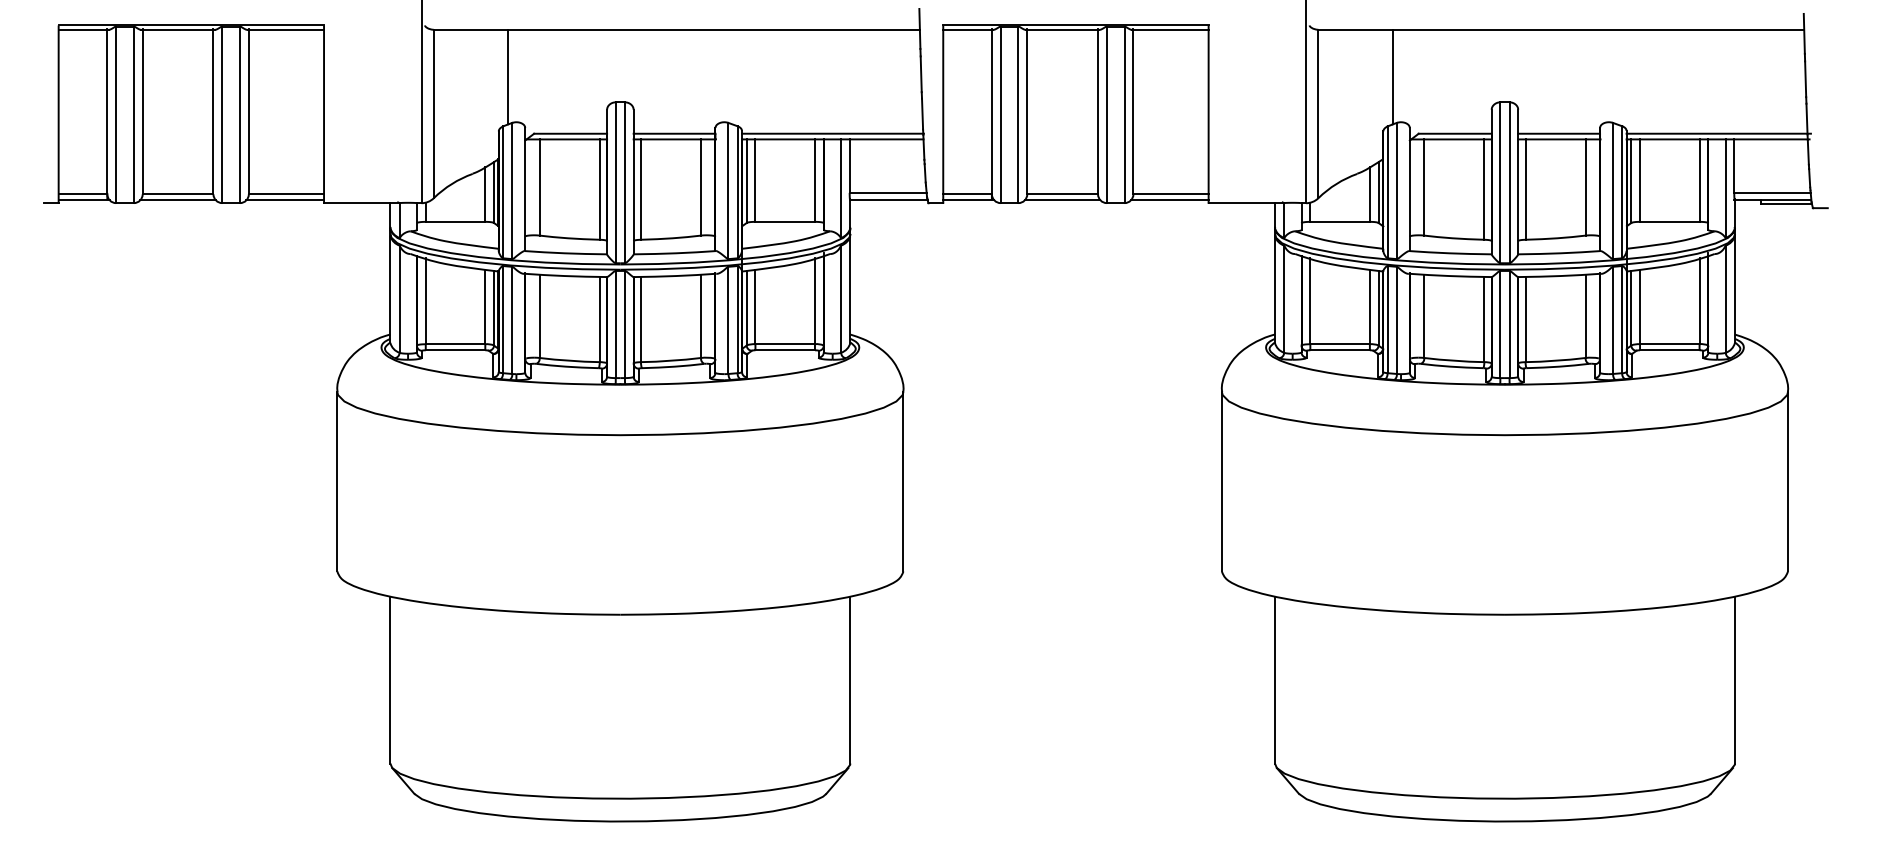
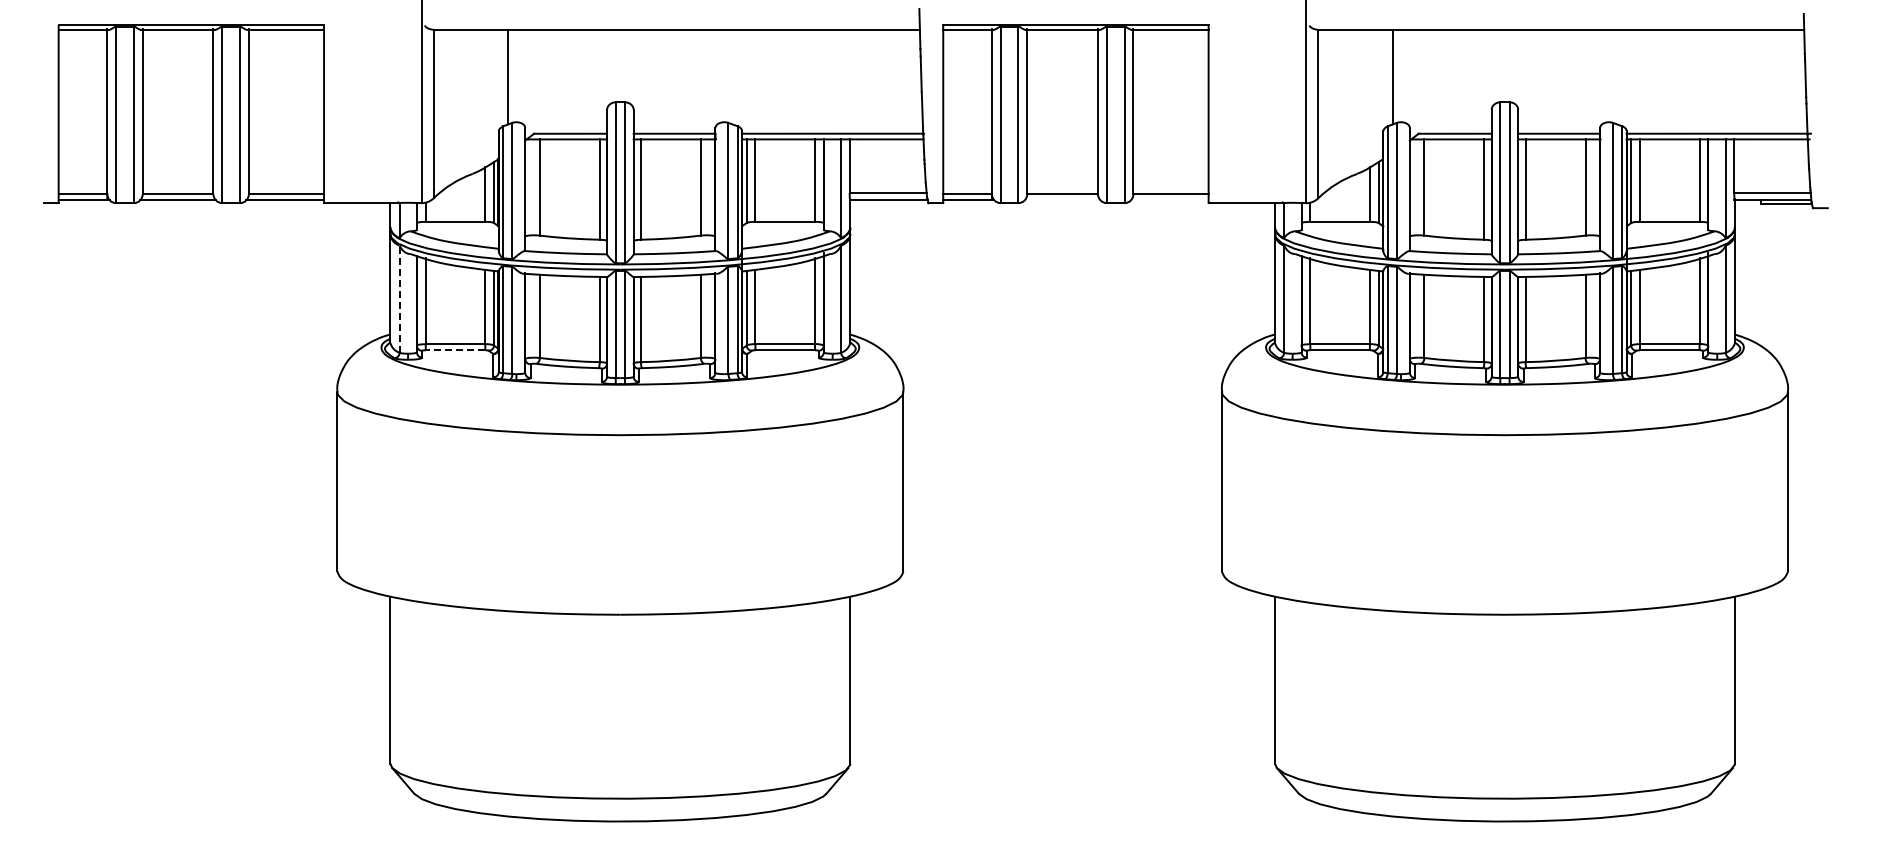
line: present -> none (1062, 200)
line: present -> none (1169, 200)
line: solid -> dashed (399, 299)
line: solid -> dashed (455, 350)
